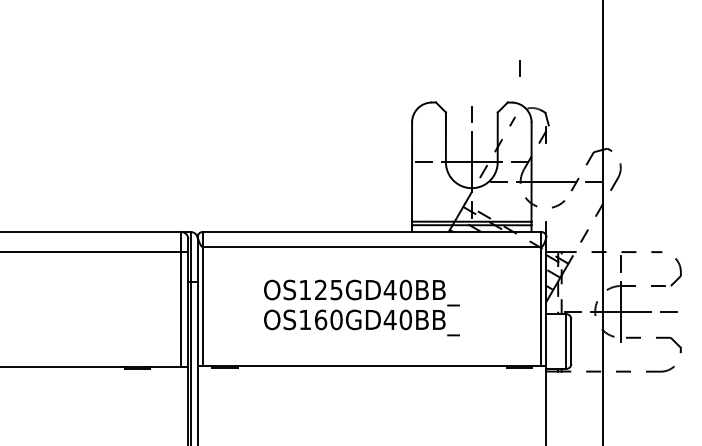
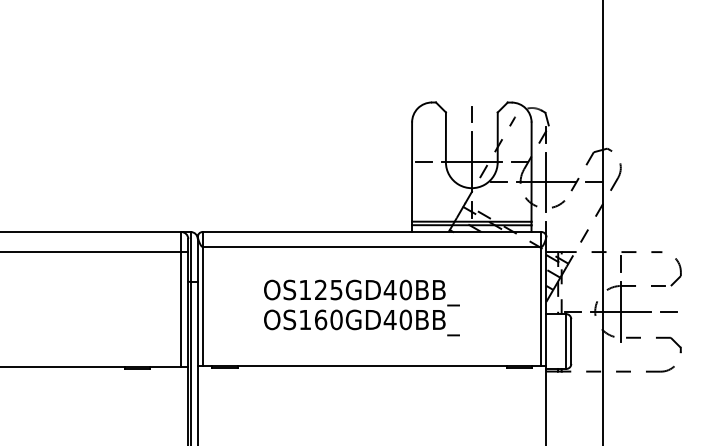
line: present -> none (519, 68)
line: none -> present (546, 182)
